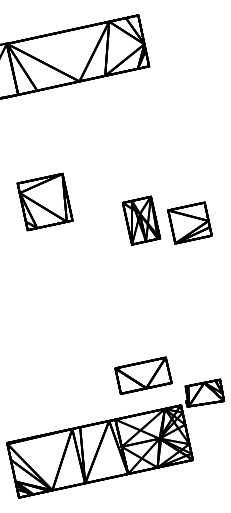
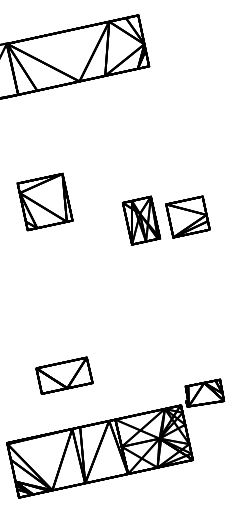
part position: (189, 222) -> (187, 216) (187, 216)
part position: (143, 375) -> (64, 375) (64, 375)
